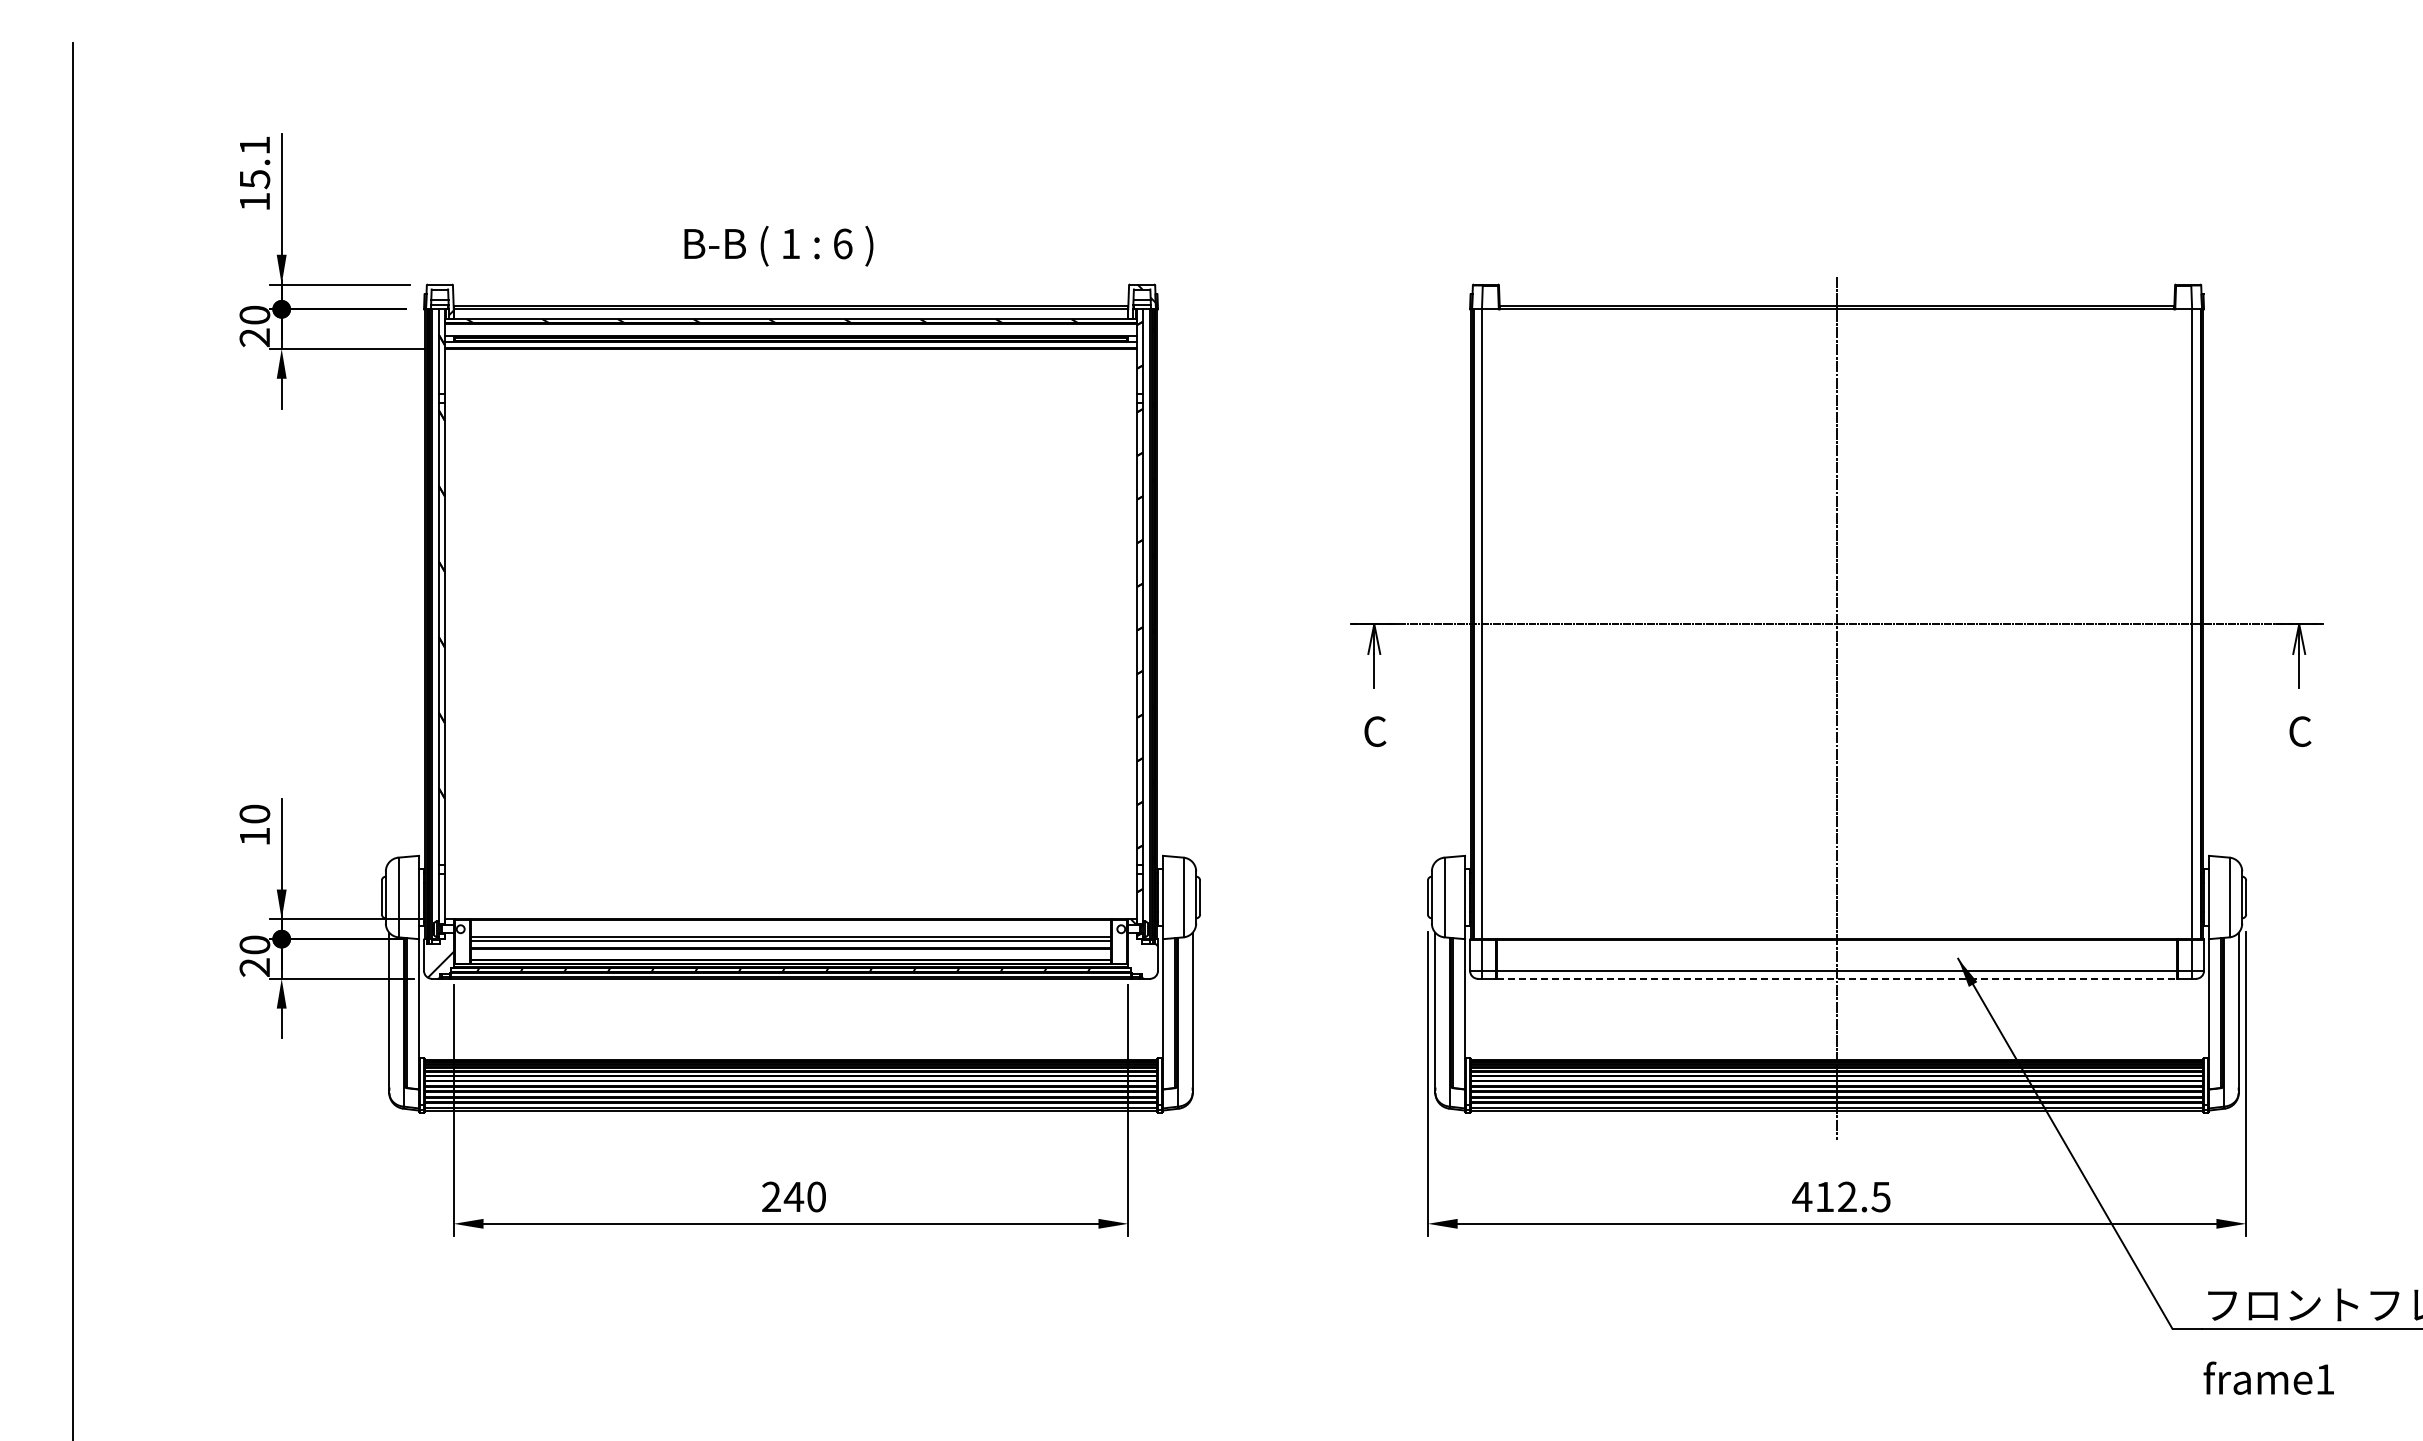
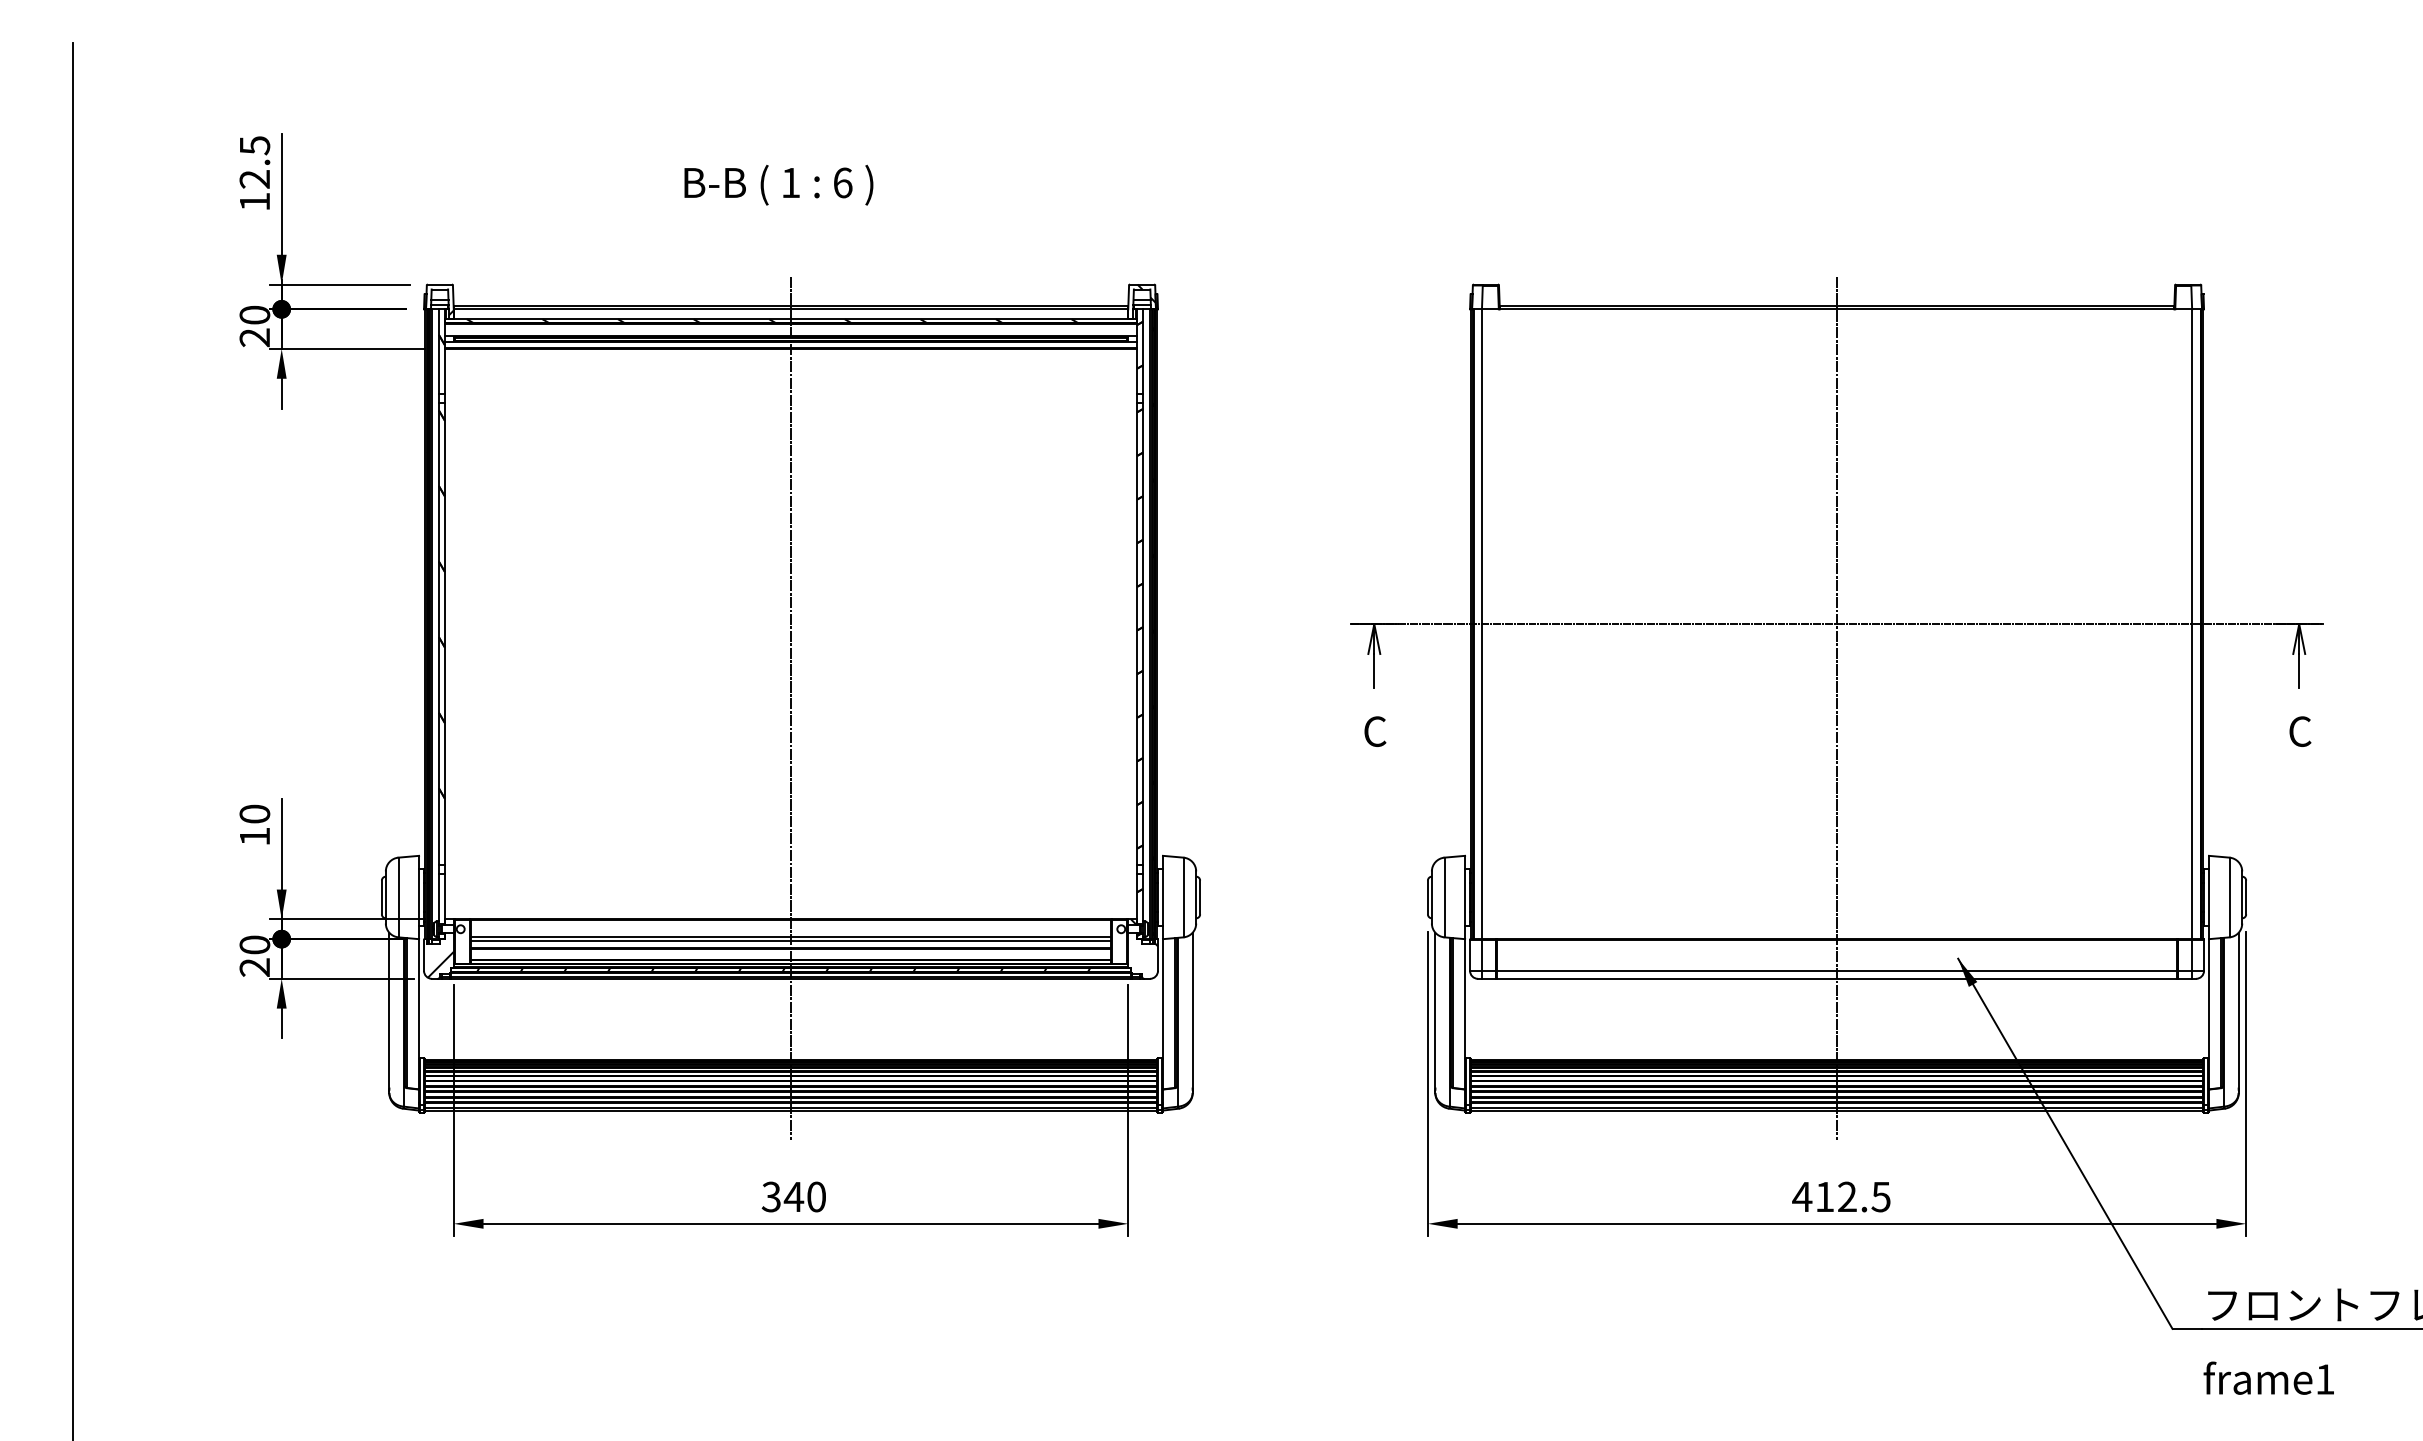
text: 15.1 -> 12.5 (254, 162)
text position: (778, 245) -> (778, 184) (778, 184)
line: none -> present (791, 708)
line: dashed -> solid (1837, 978)
text: 240 -> 340 (770, 1197)
